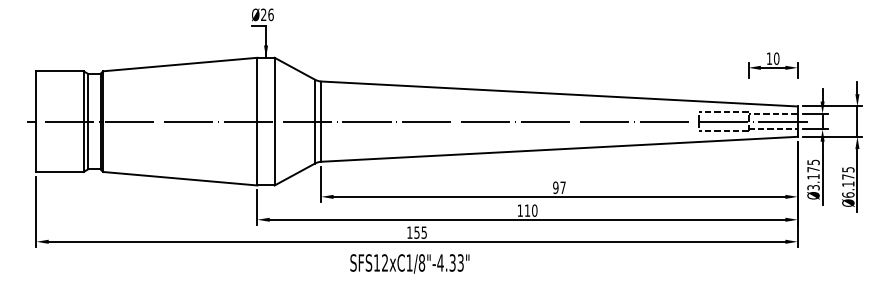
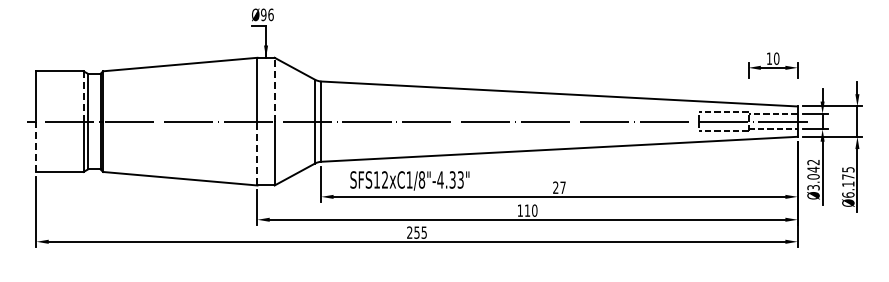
text: Ø26 -> Ø96 (263, 14)
line: solid -> dashed (274, 89)
line: solid -> dashed (83, 95)
line: solid -> dashed (36, 146)
line: solid -> dashed (257, 153)
text: Ø3.175 -> Ø3.042 (813, 169)
text: 97 -> 27 (555, 187)
text: 155 -> 255 (409, 232)
text position: (409, 263) -> (409, 180) (409, 180)
